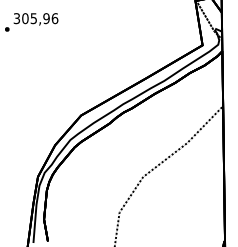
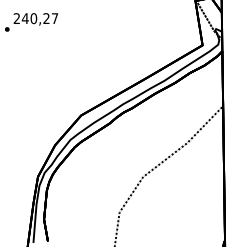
text: 305,96 -> 240,27 (35, 18)
